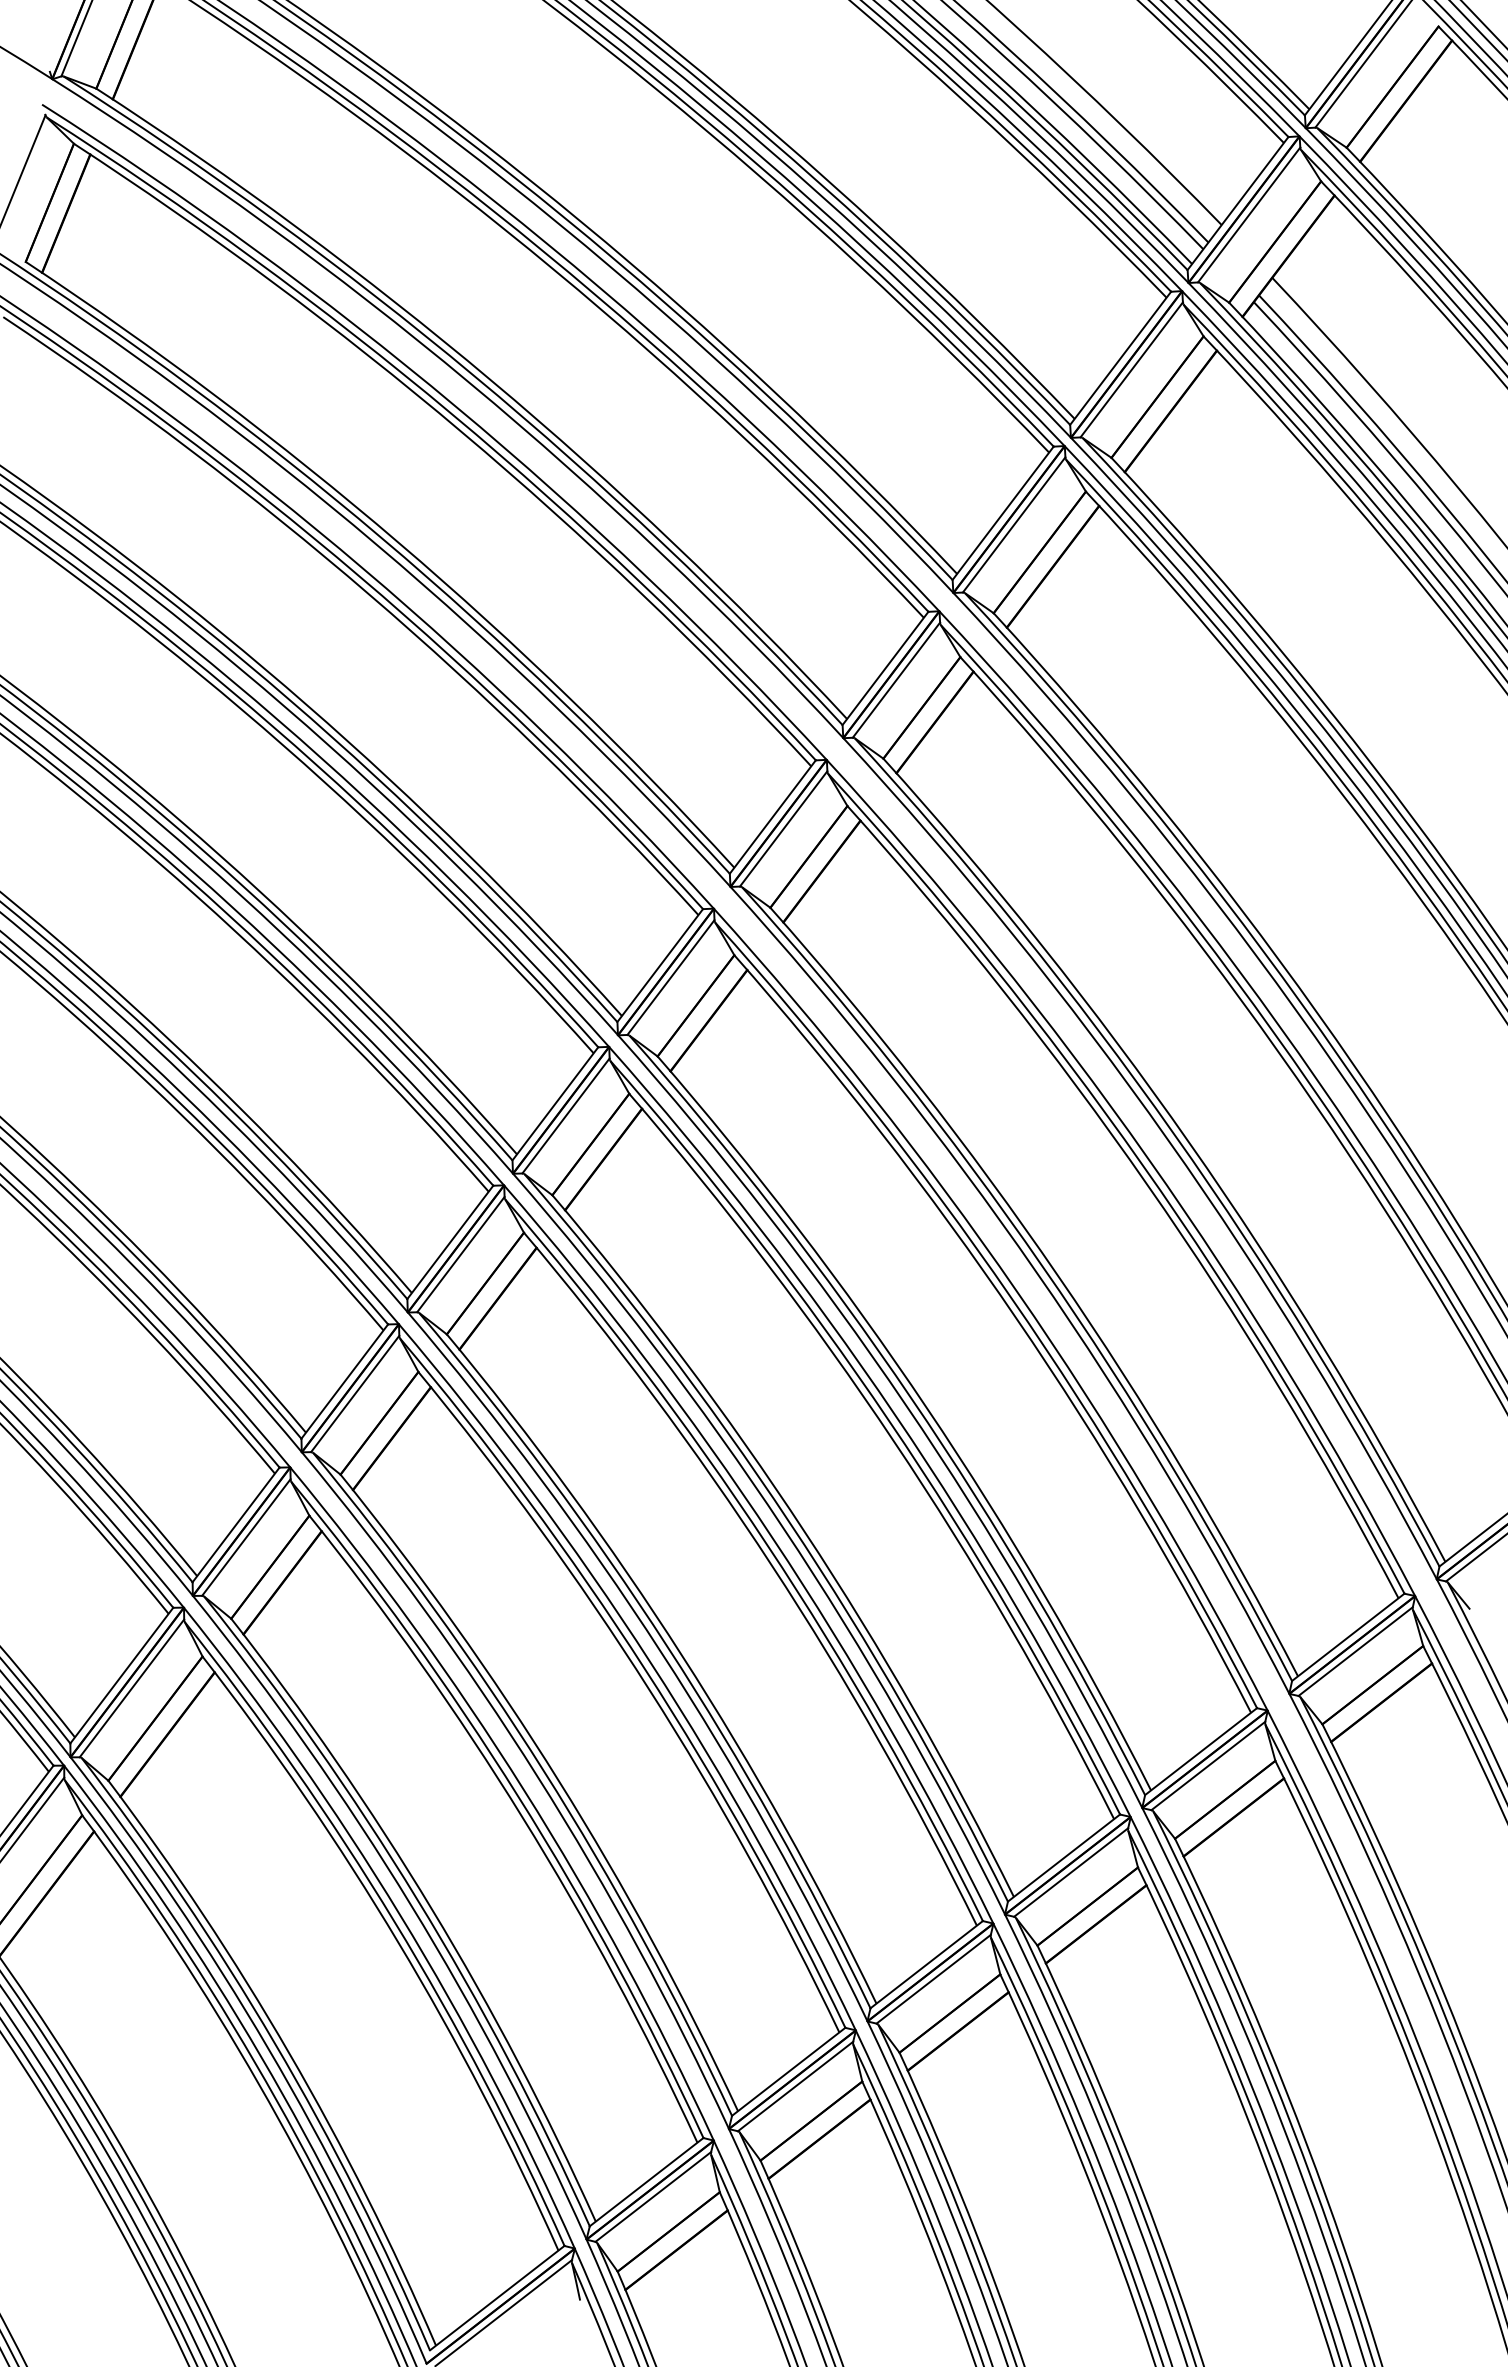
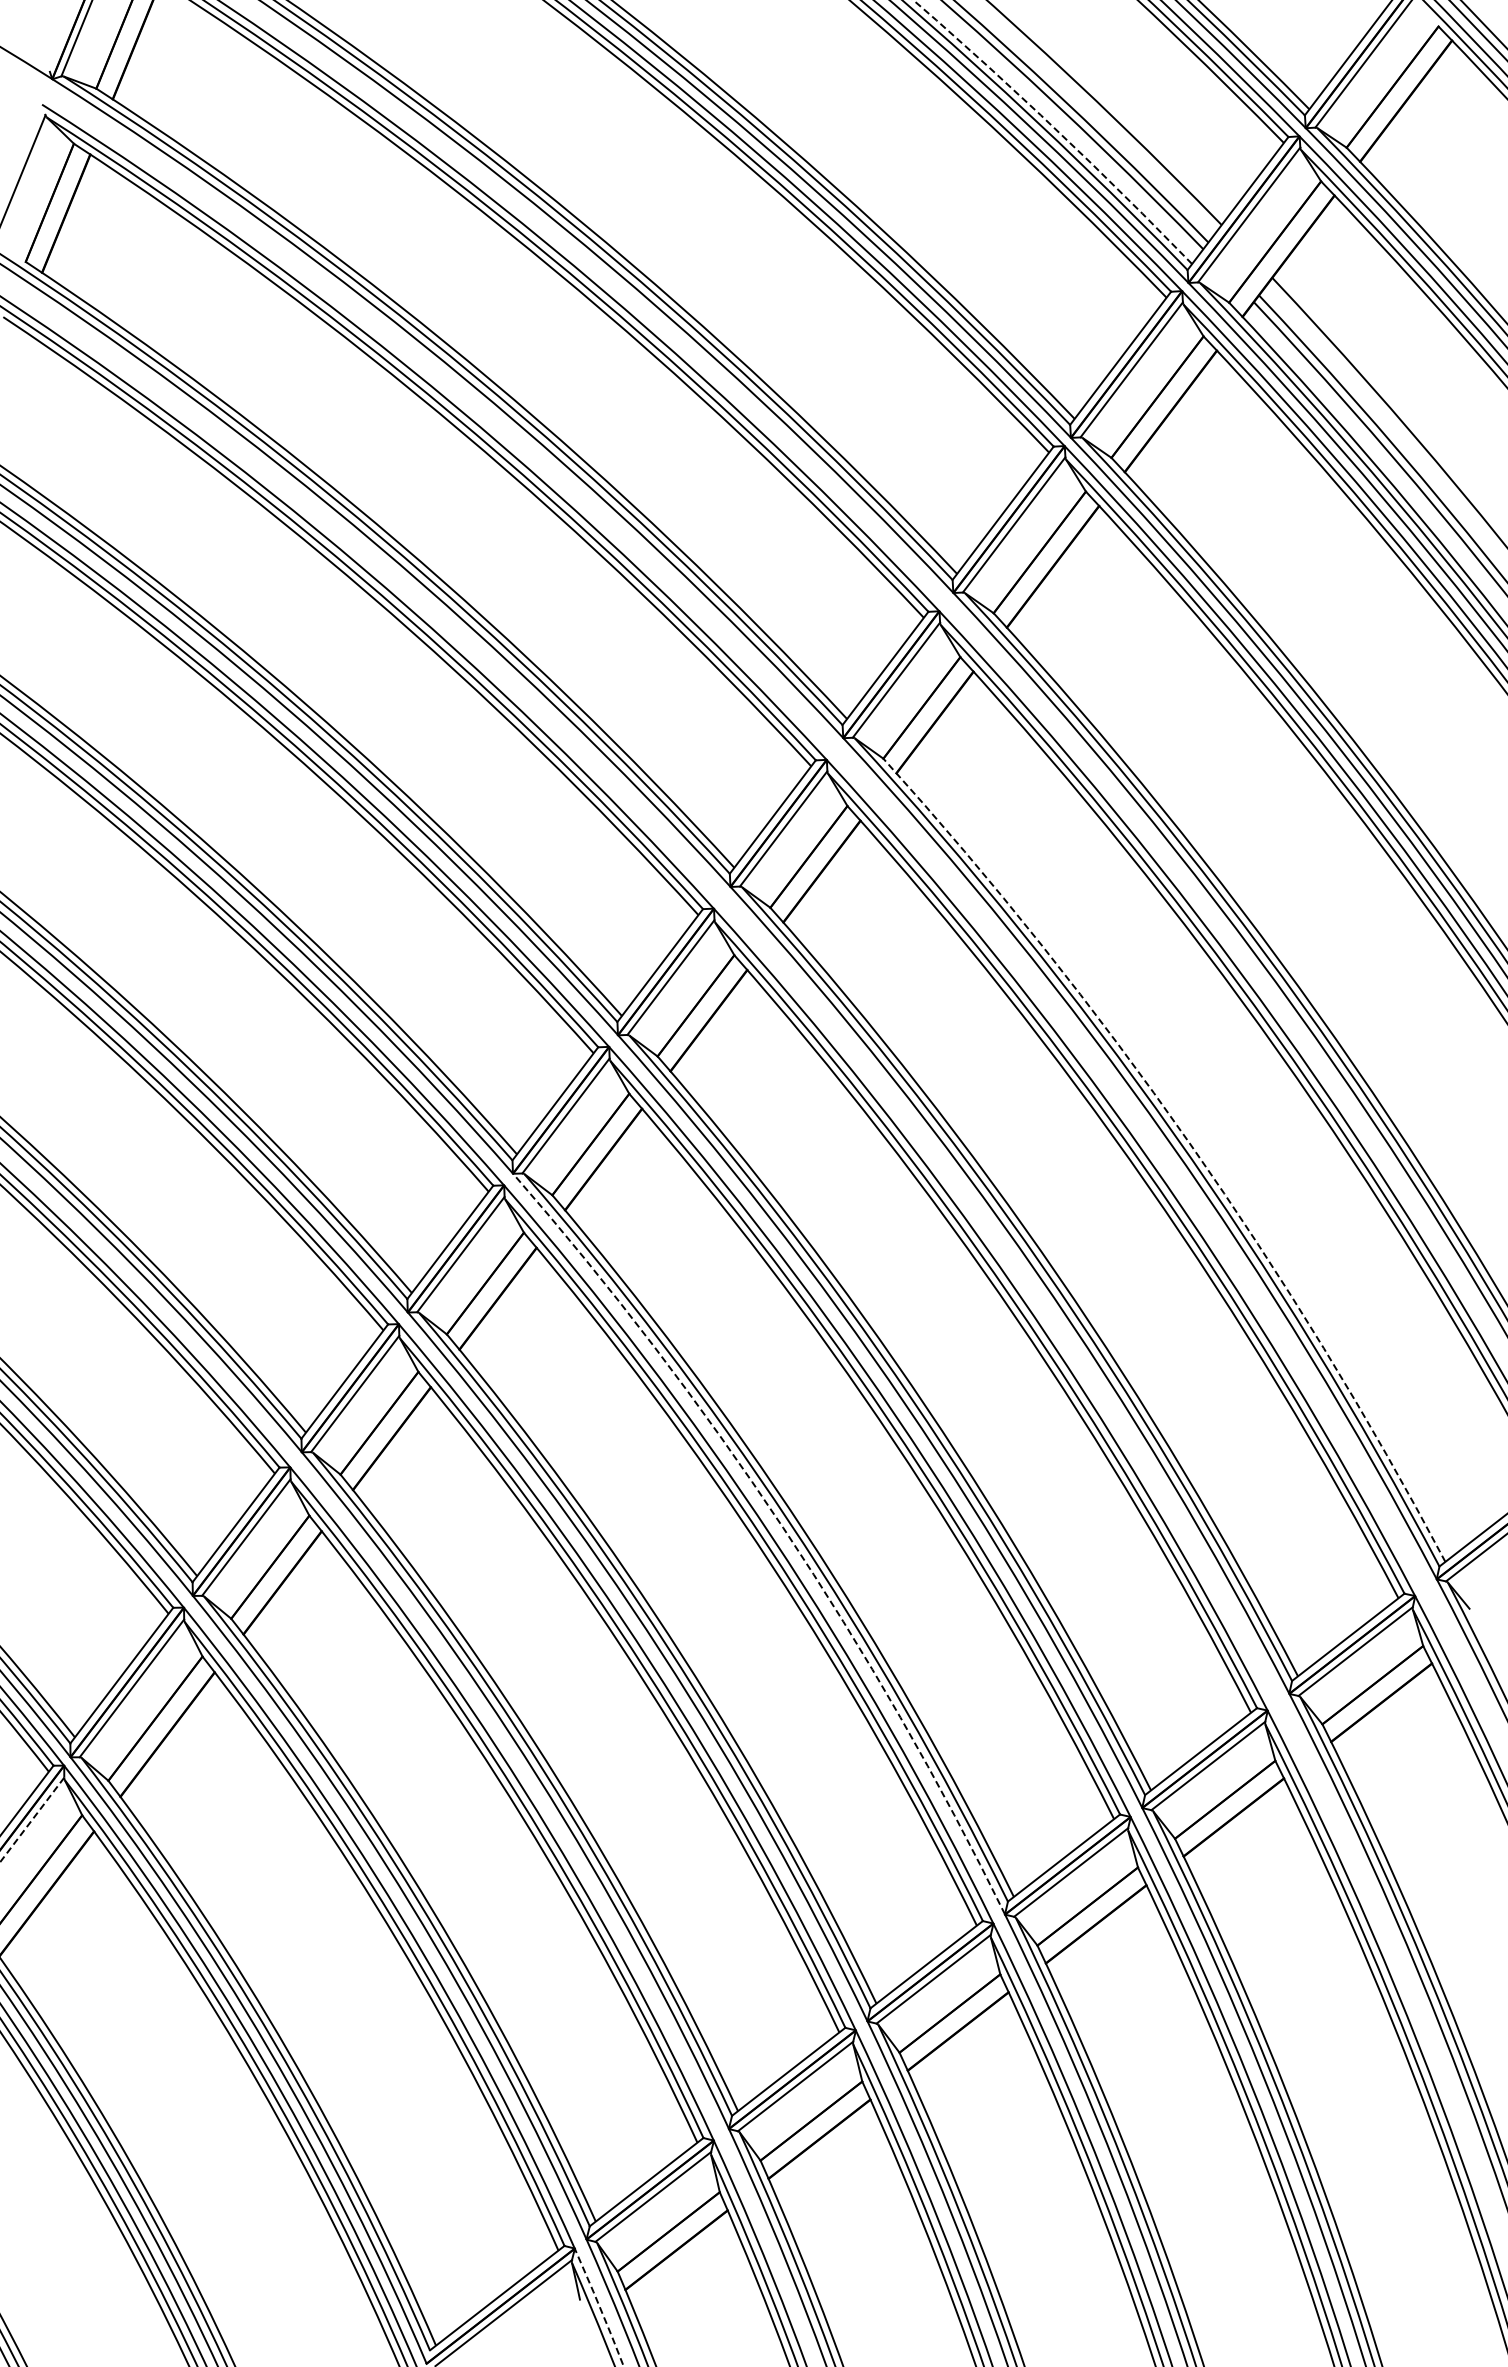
arc: solid -> dashed (1054, 128)
arc: solid -> dashed (1189, 1142)
arc: solid -> dashed (783, 1528)
line: solid -> dashed (32, 1819)
arc: solid -> dashed (599, 2307)
